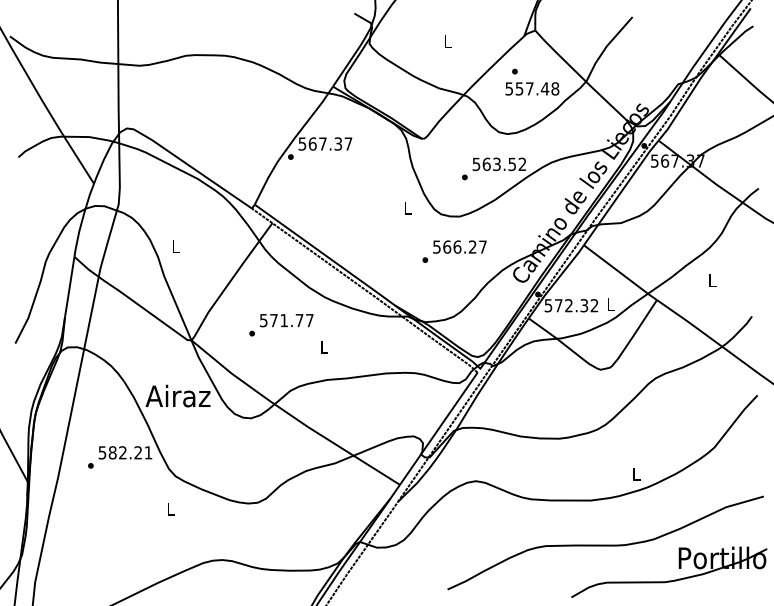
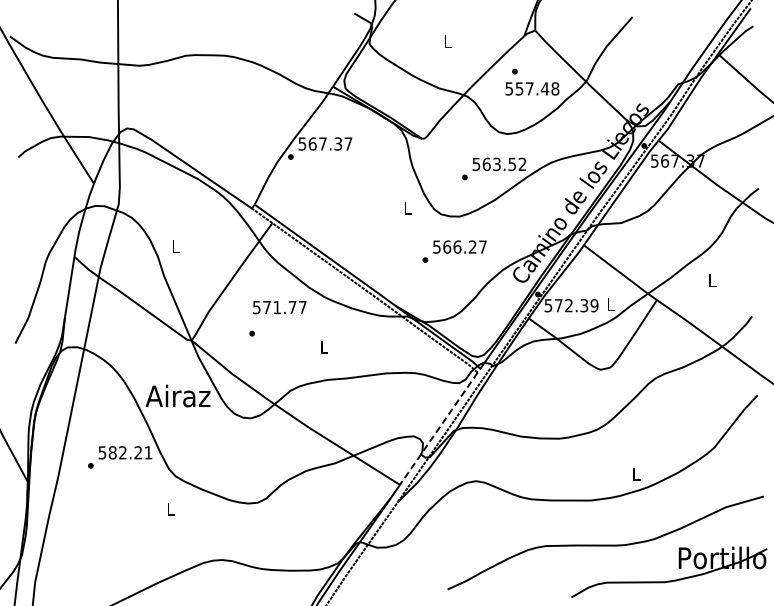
text: 572.32 -> 572.39 (594, 305)
text position: (286, 320) -> (279, 307) (279, 307)
line: solid -> dashed (438, 429)
